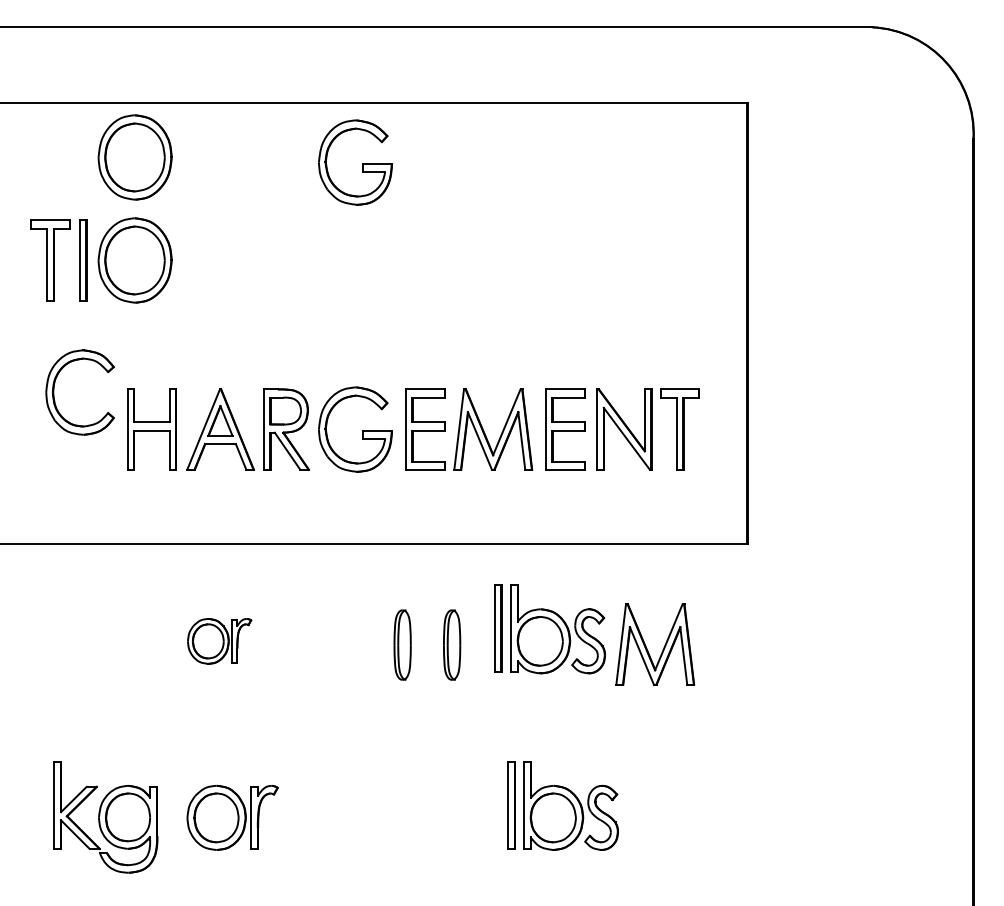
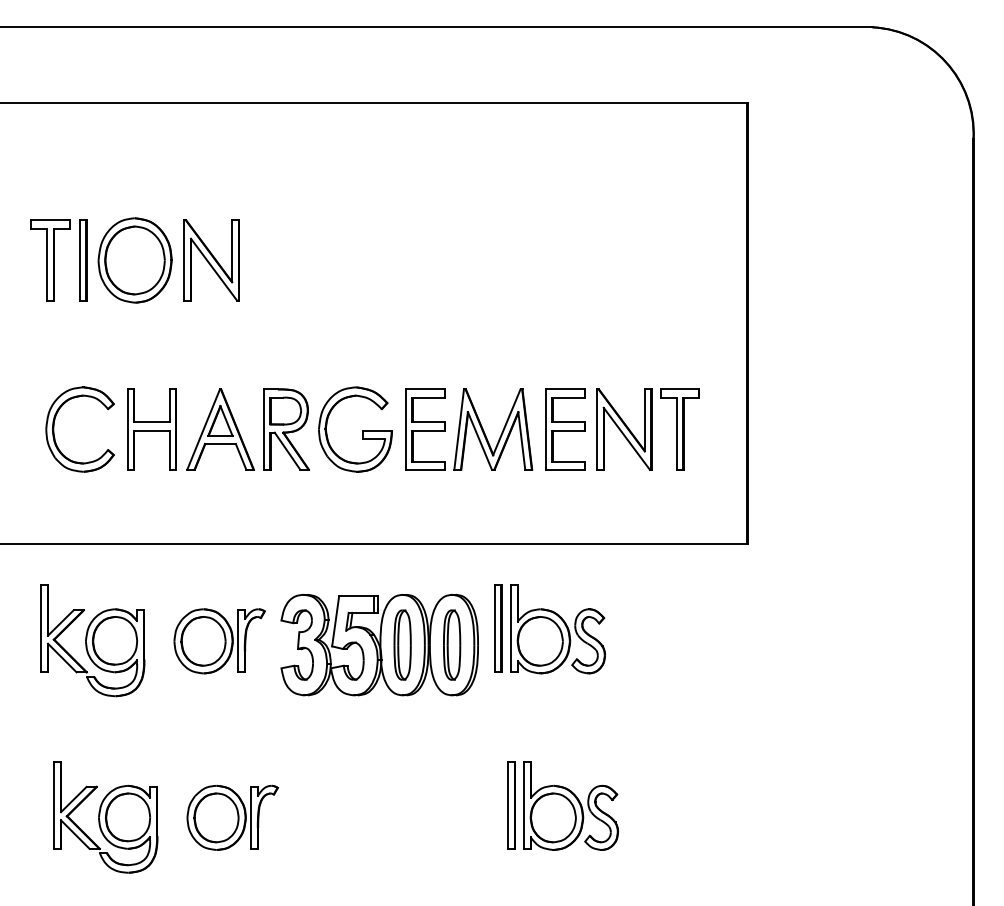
part: present -> none (134, 157)
part: present -> none (362, 163)
part: none -> present (211, 260)
part position: (54, 392) -> (54, 429) (54, 429)
part: none -> present (92, 640)
part size: 66x47 px -> 93x67 px (219, 641)
part: none -> present (379, 645)
part: present -> none (663, 647)
